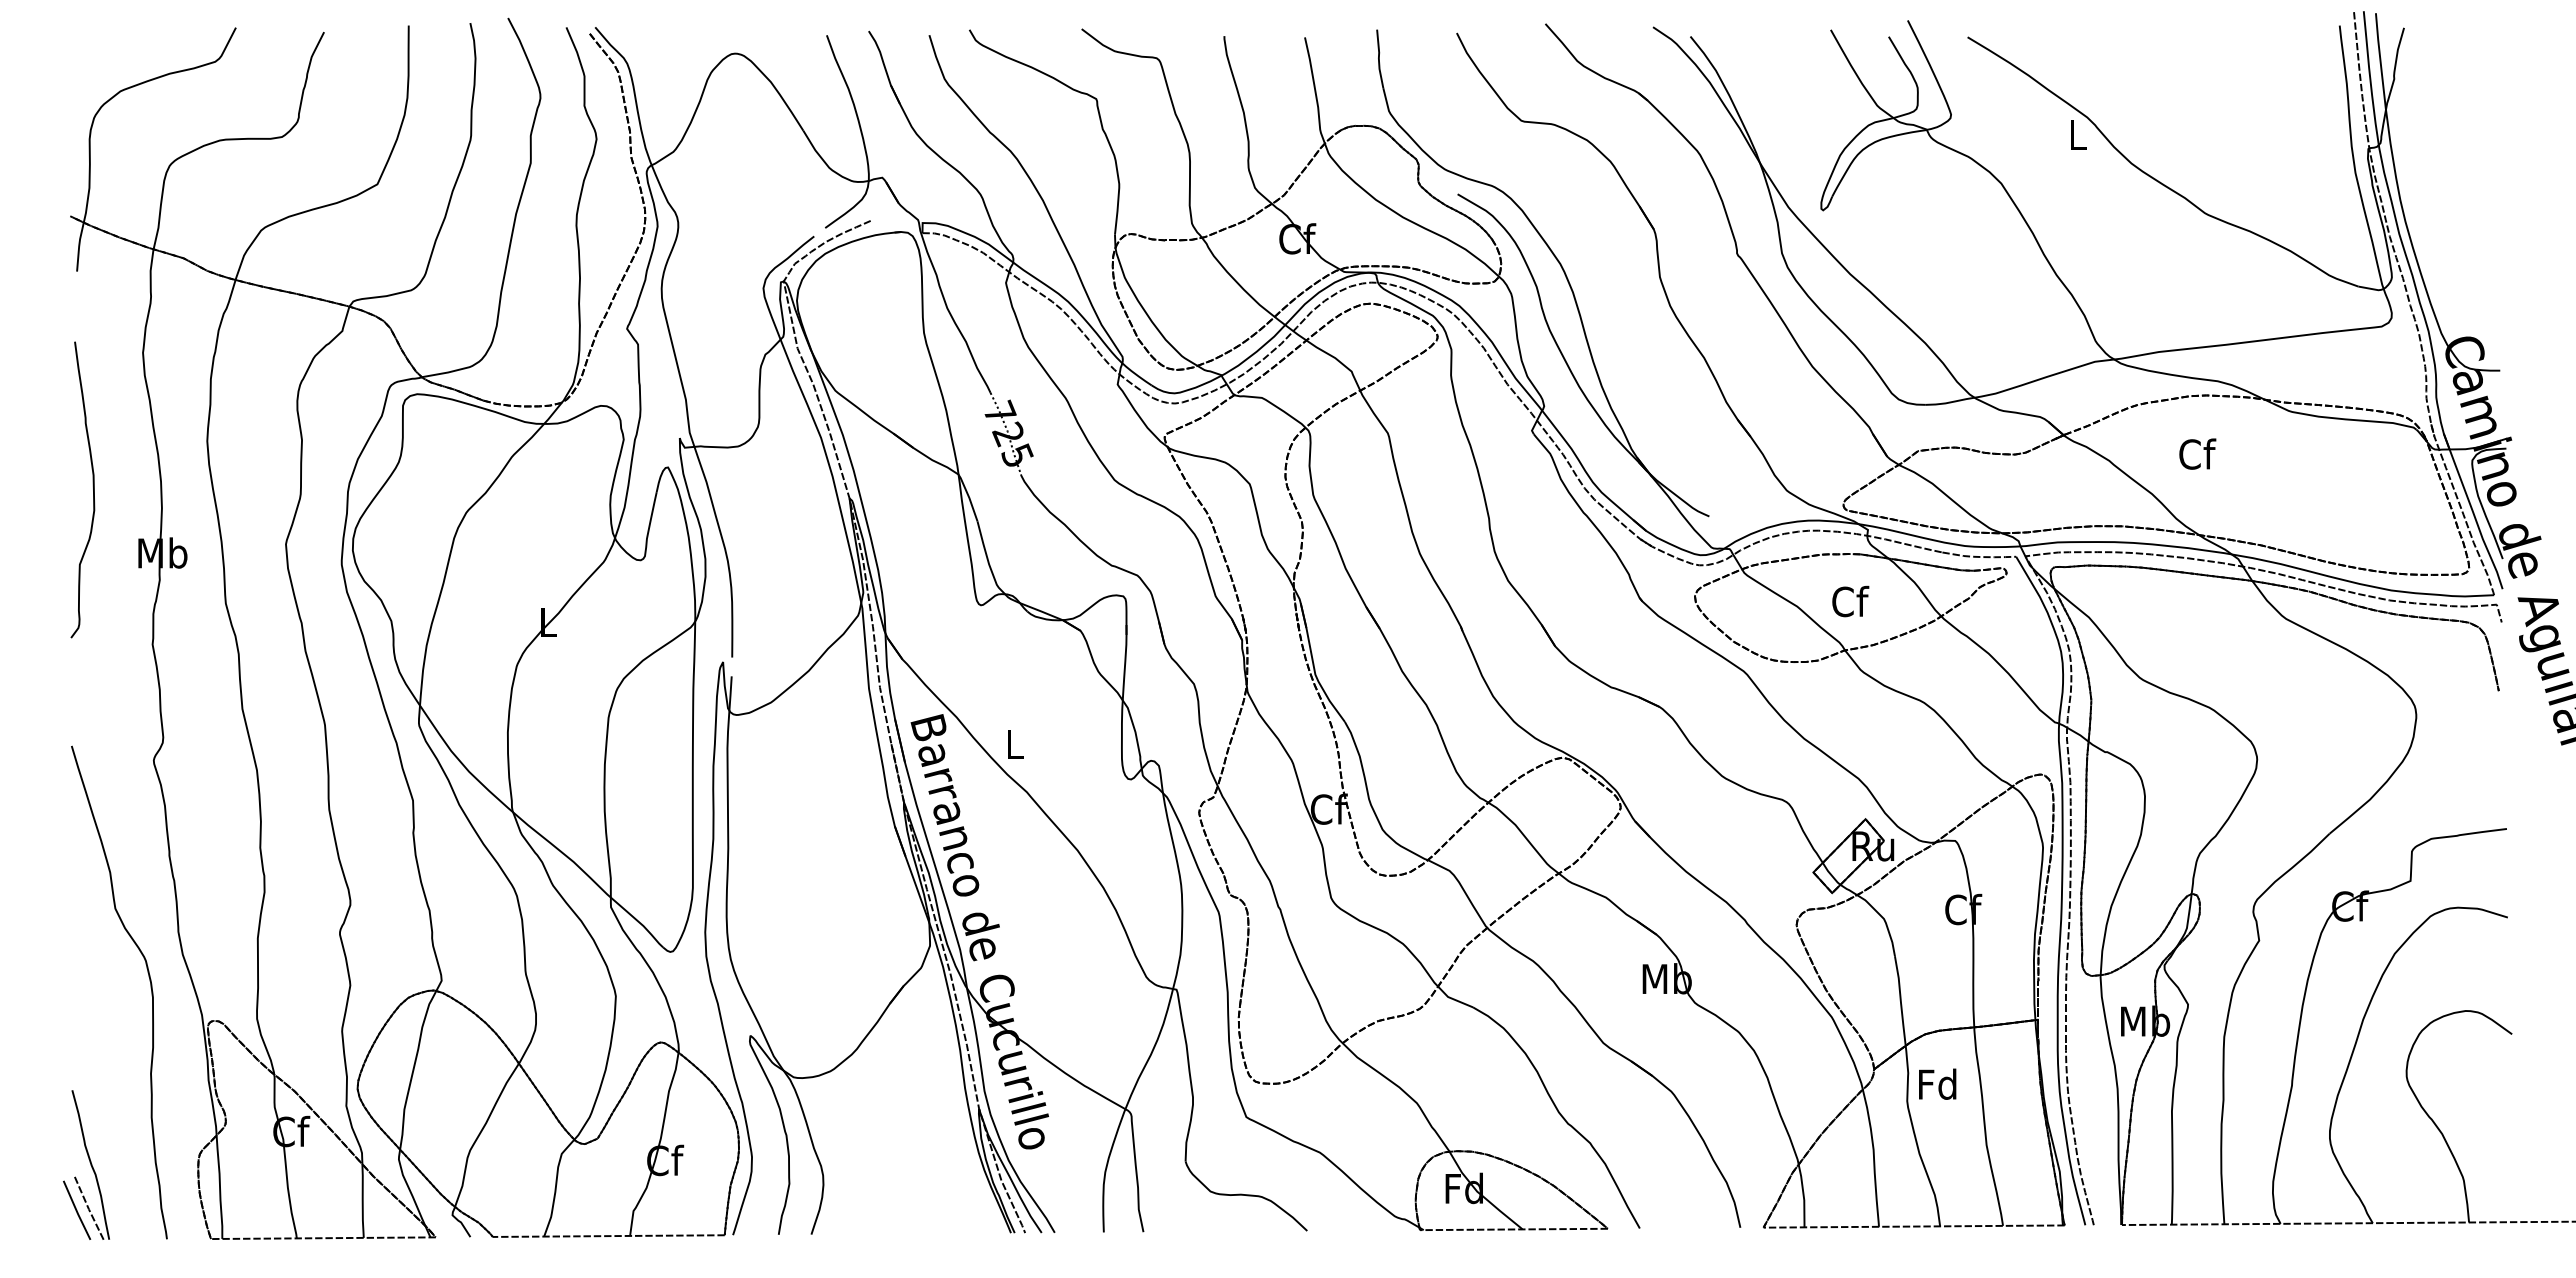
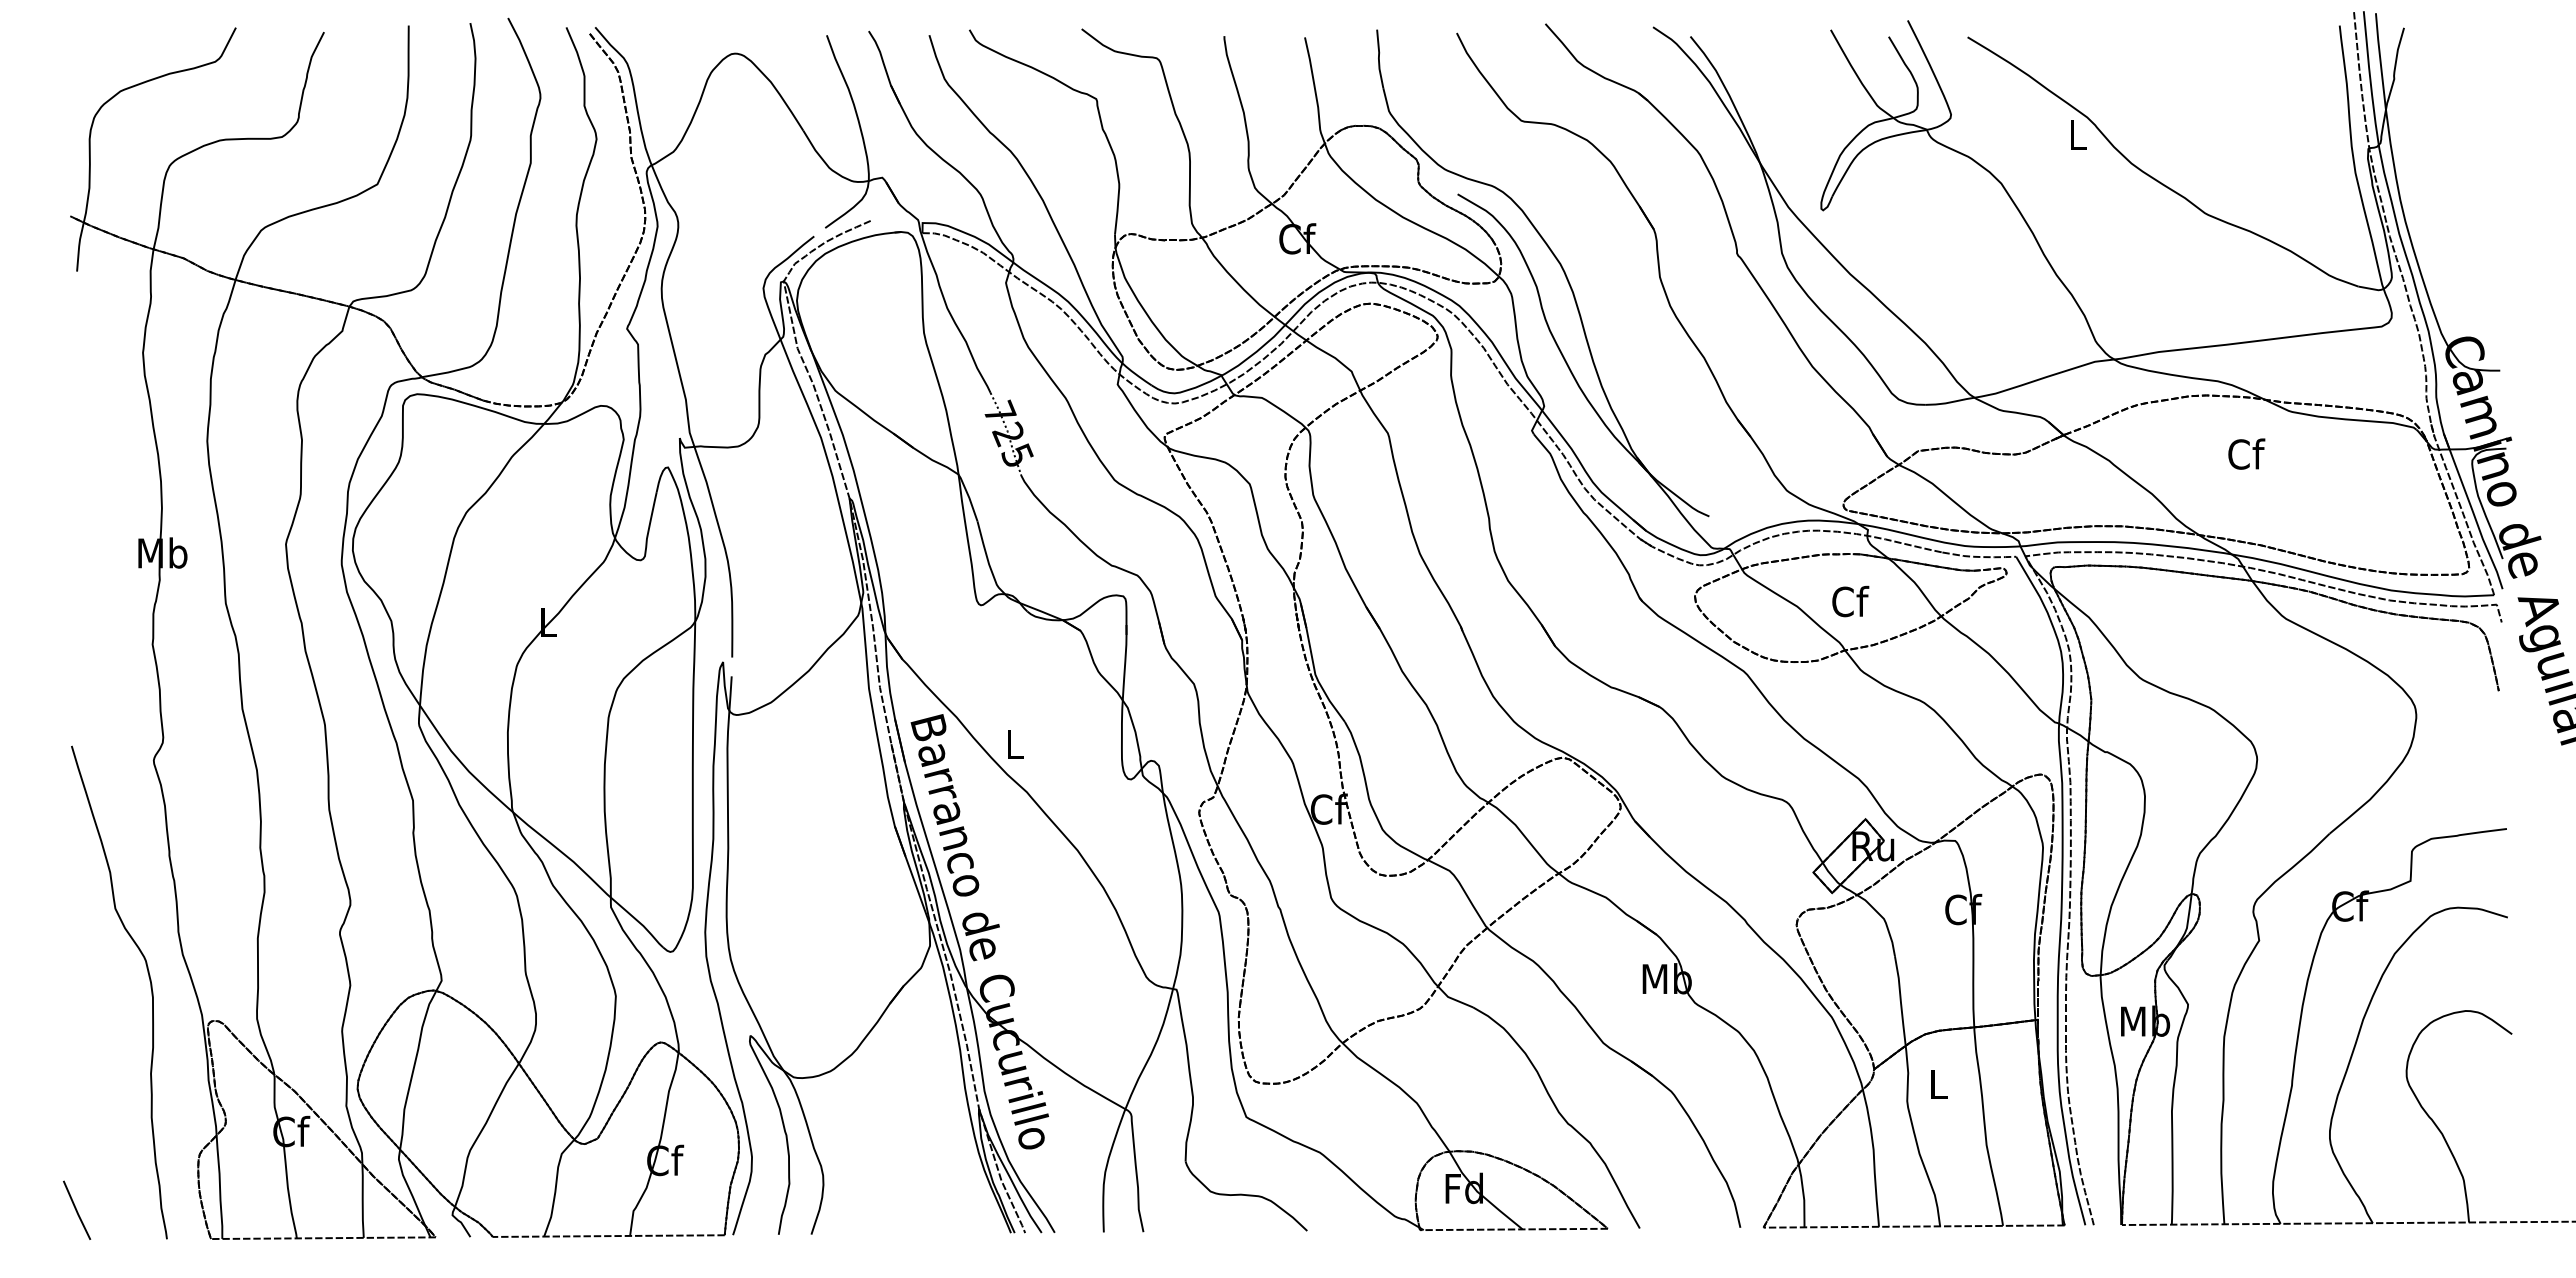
text position: (2197, 453) -> (2246, 453) (2246, 453)
curve: present -> none (92, 486)
text: Fd -> L (1937, 1083)
part: present -> none (90, 1164)
